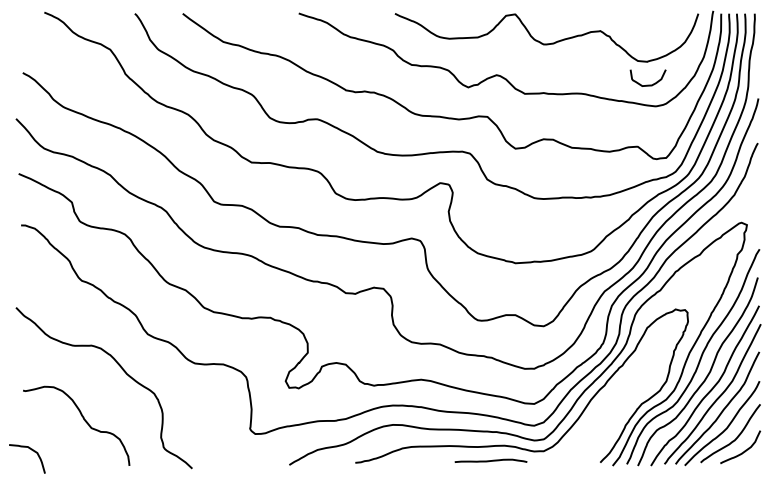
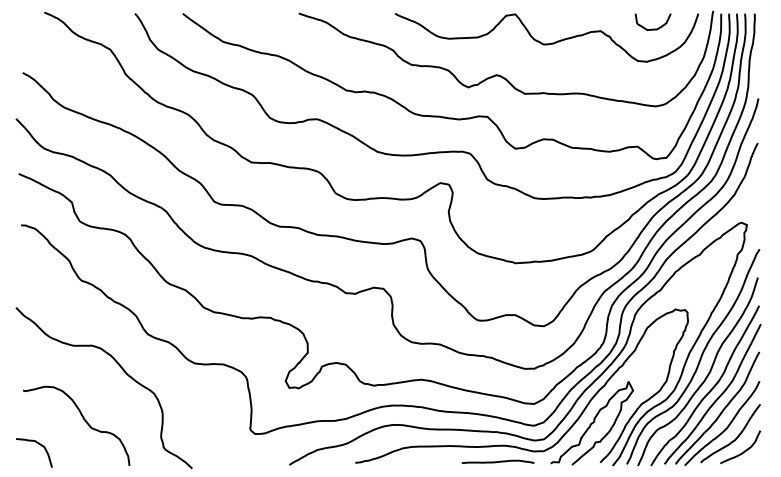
curve position: (647, 84) -> (652, 28) (652, 28)
curve: none -> present (592, 423)
curve position: (31, 450) -> (38, 444) (38, 444)
curve position: (490, 460) -> (497, 461) (497, 461)
